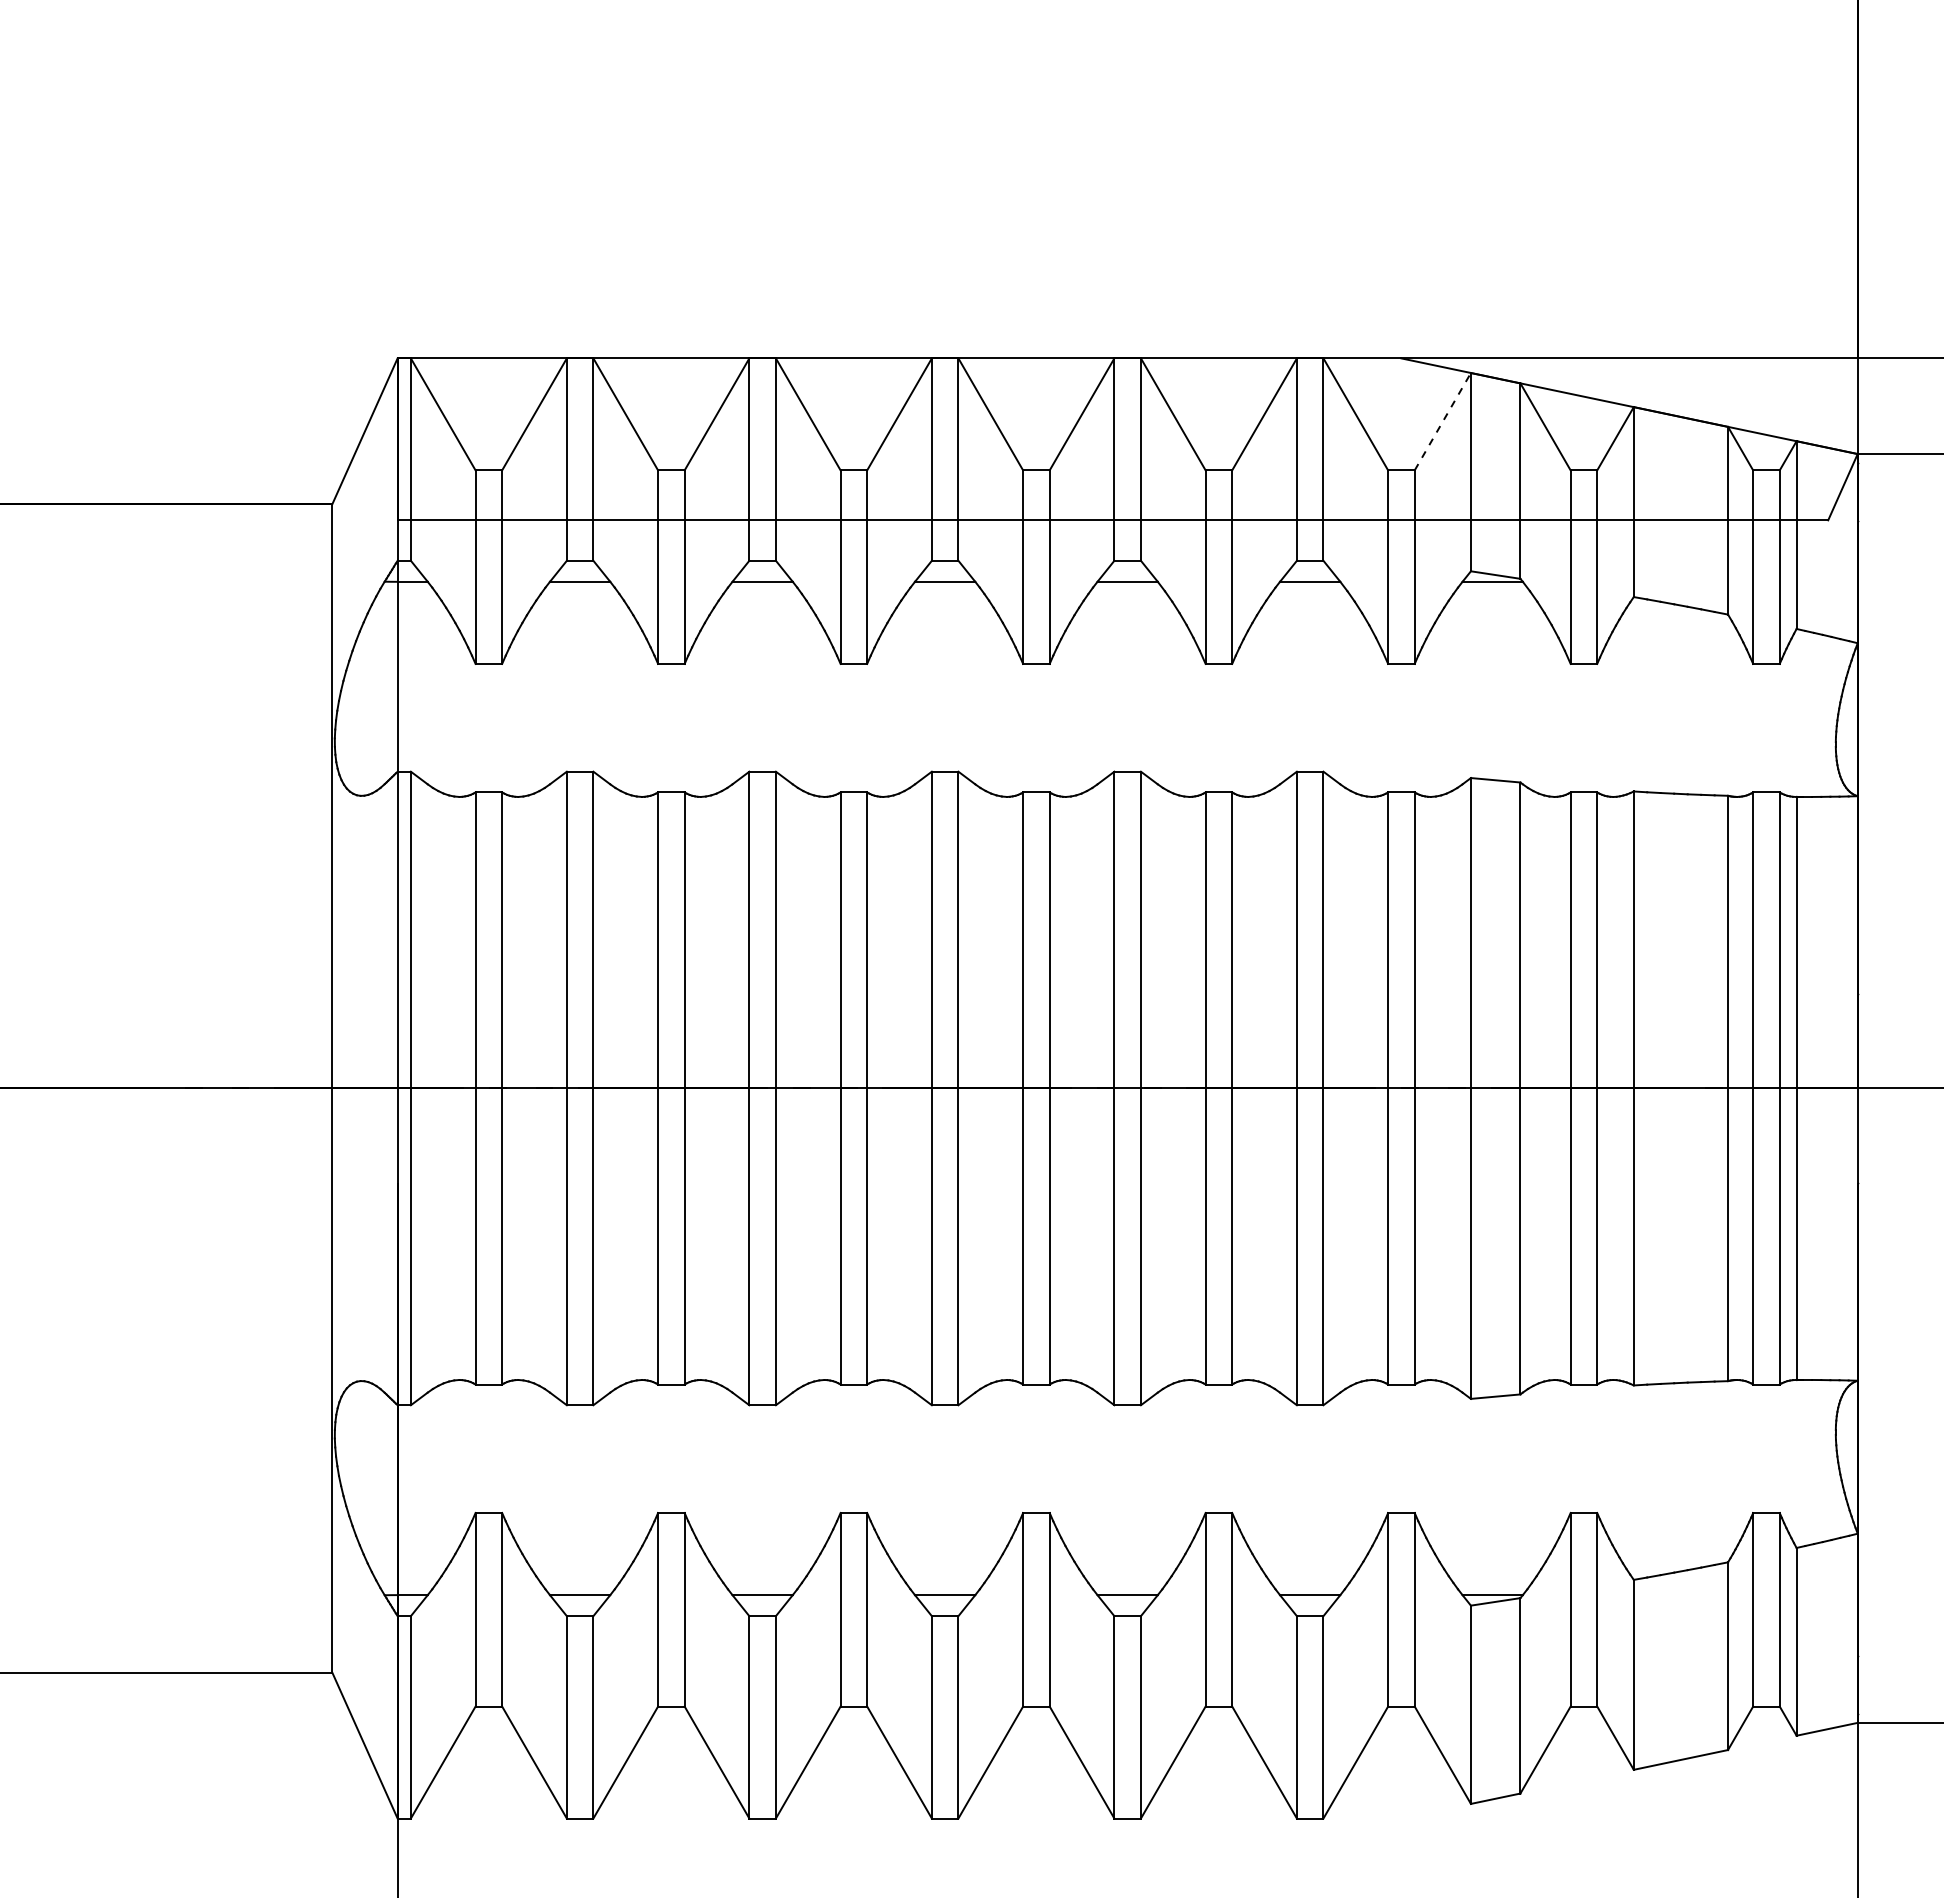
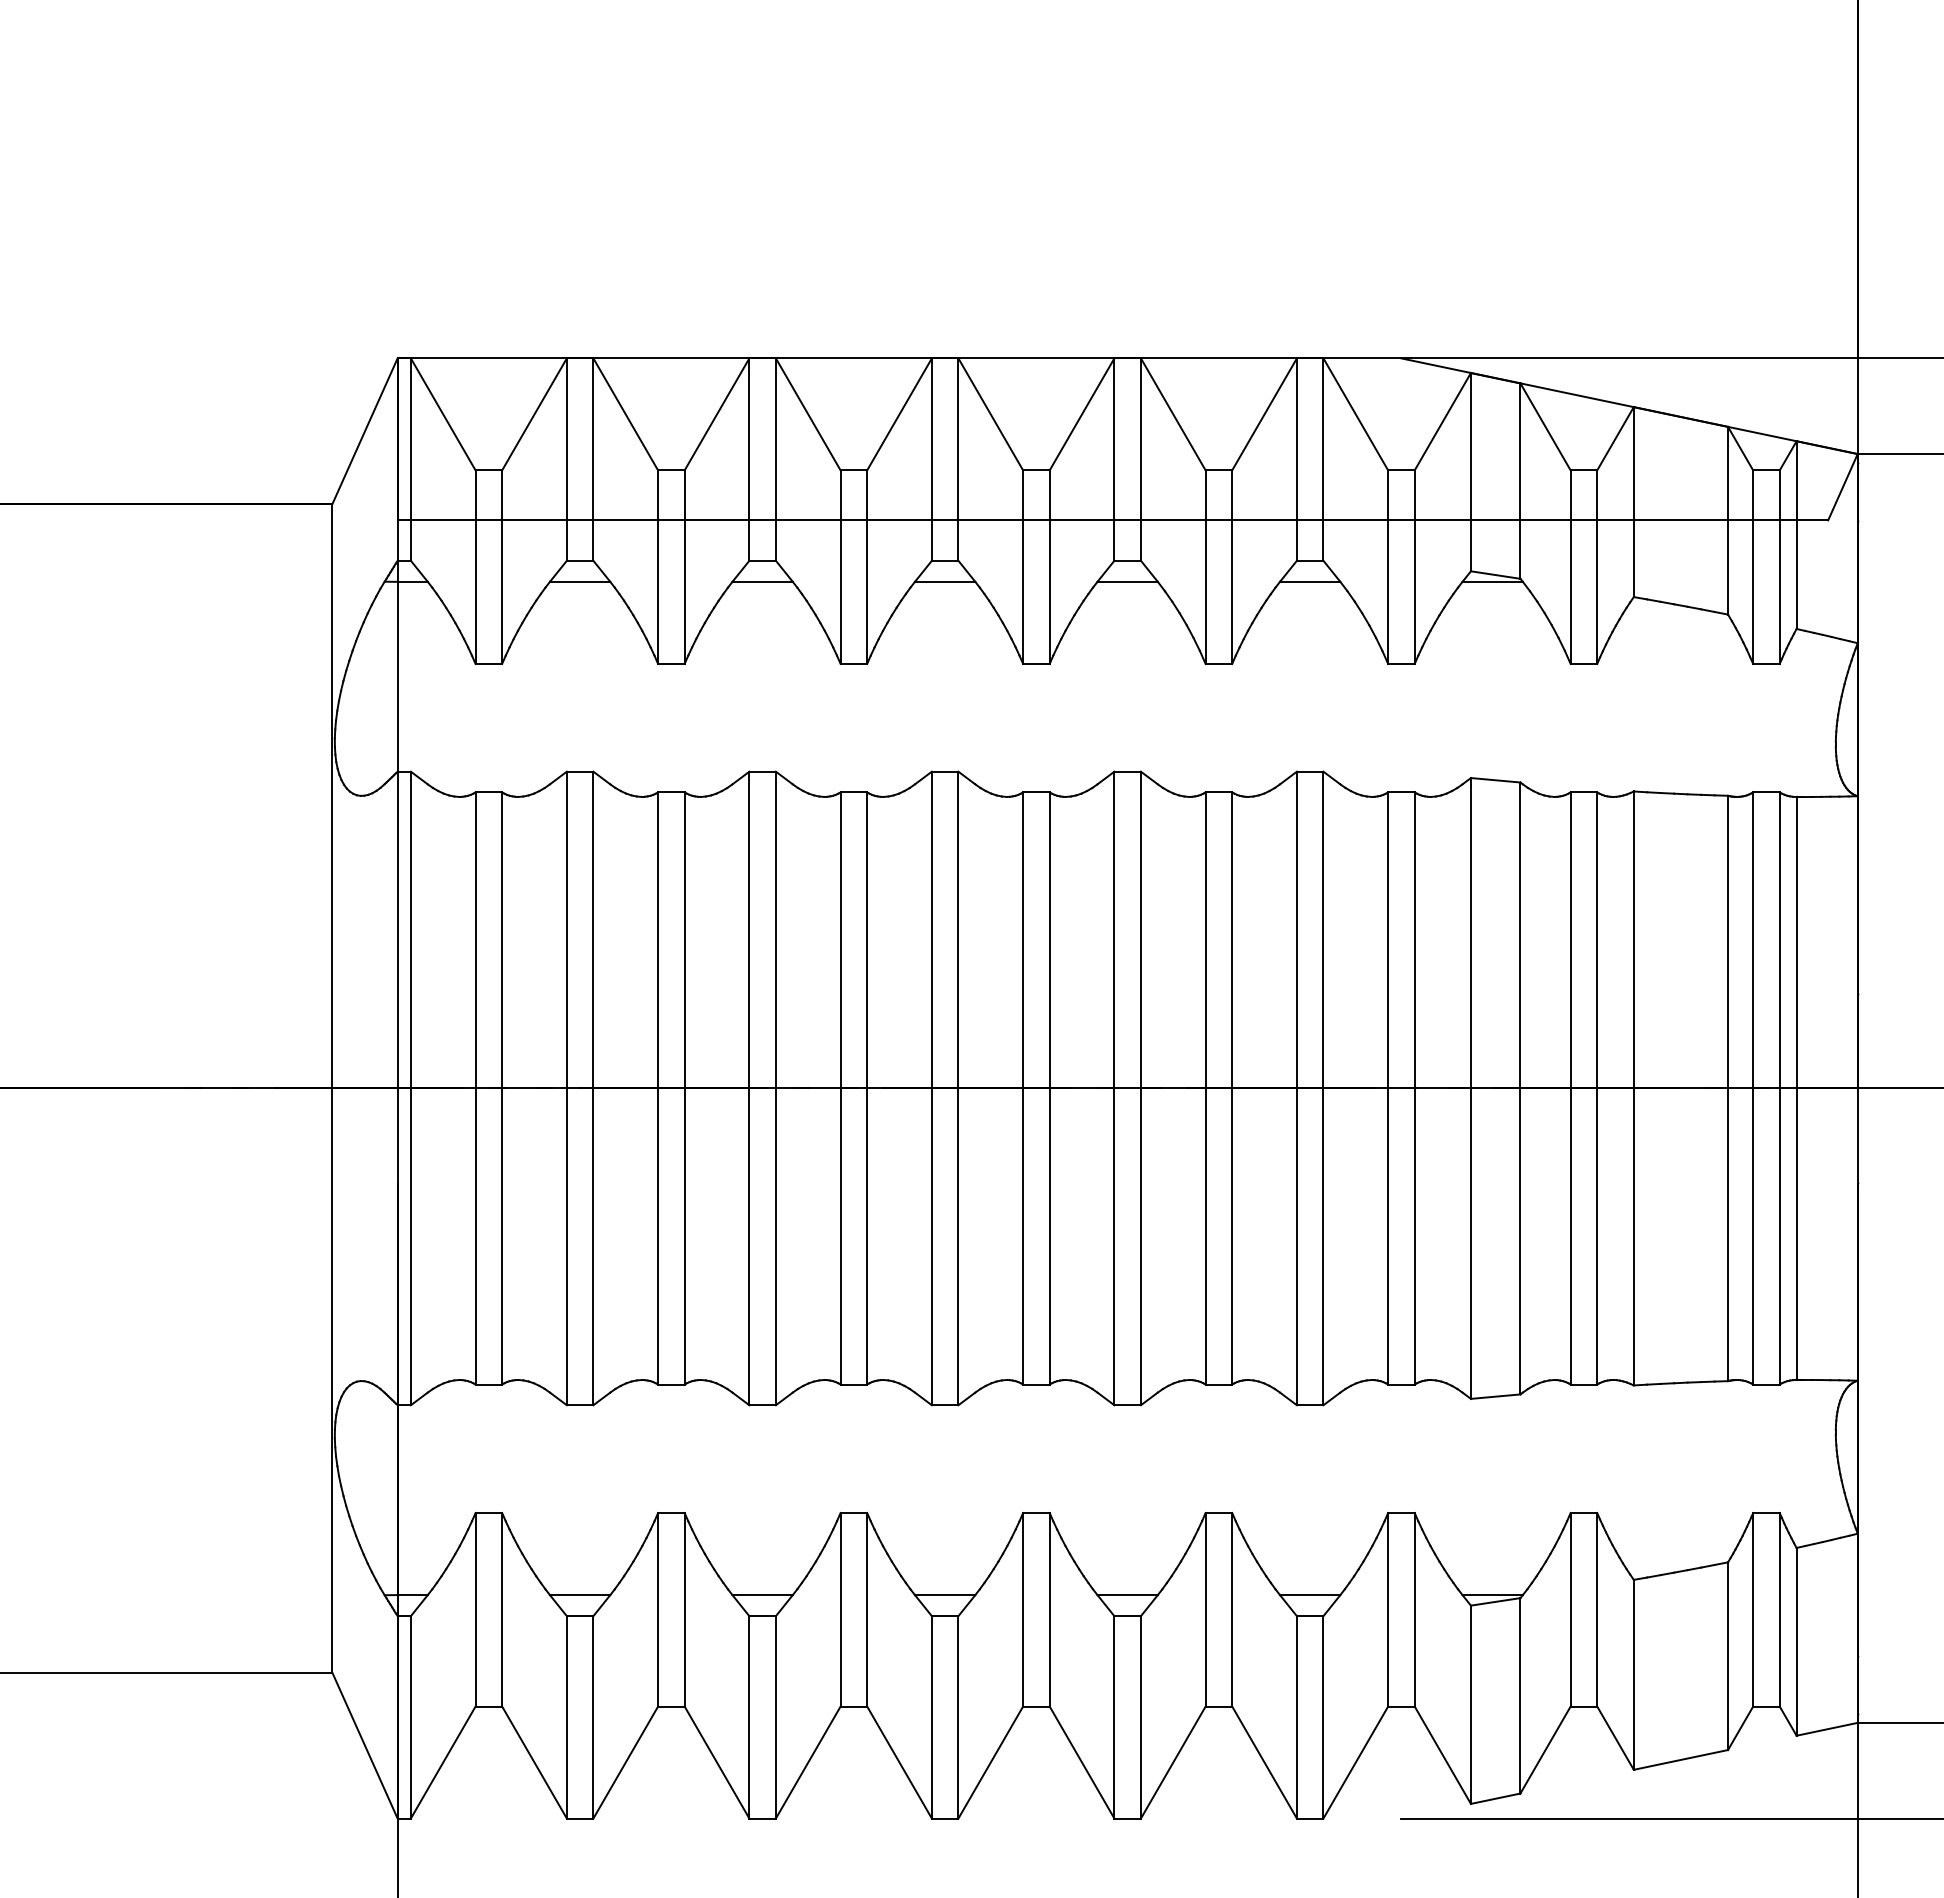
line: dashed -> solid (1443, 421)
line: none -> present (1670, 1818)
